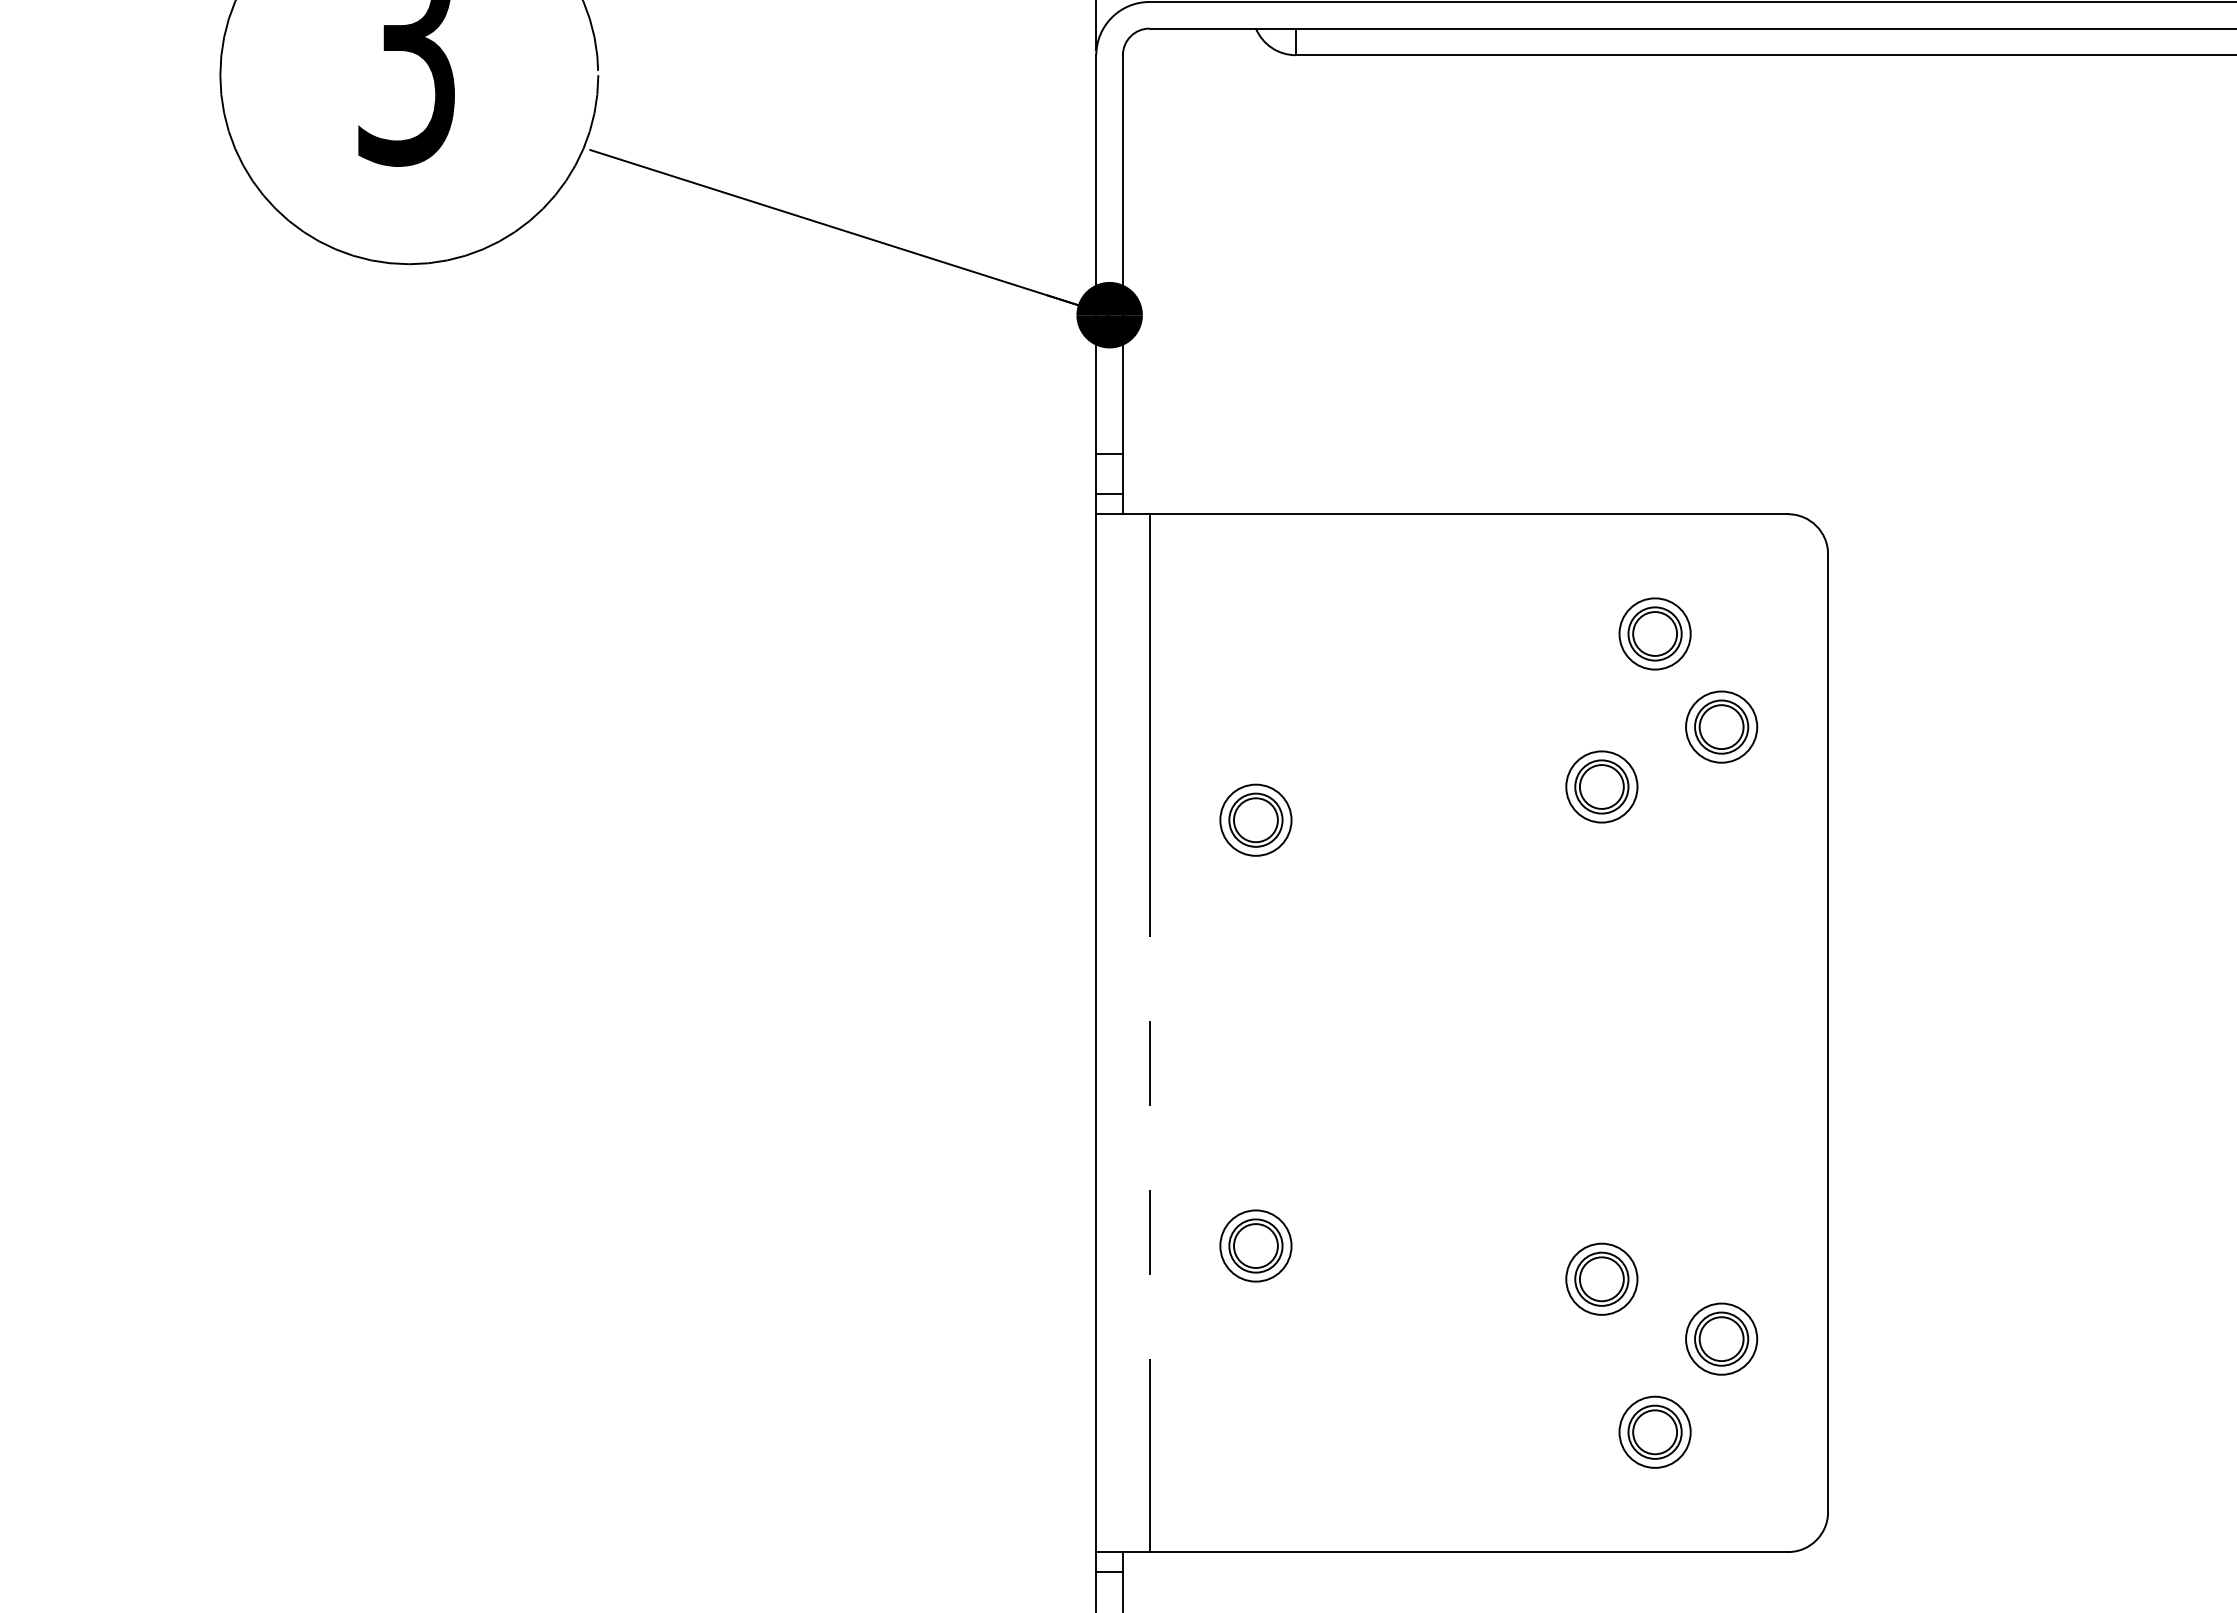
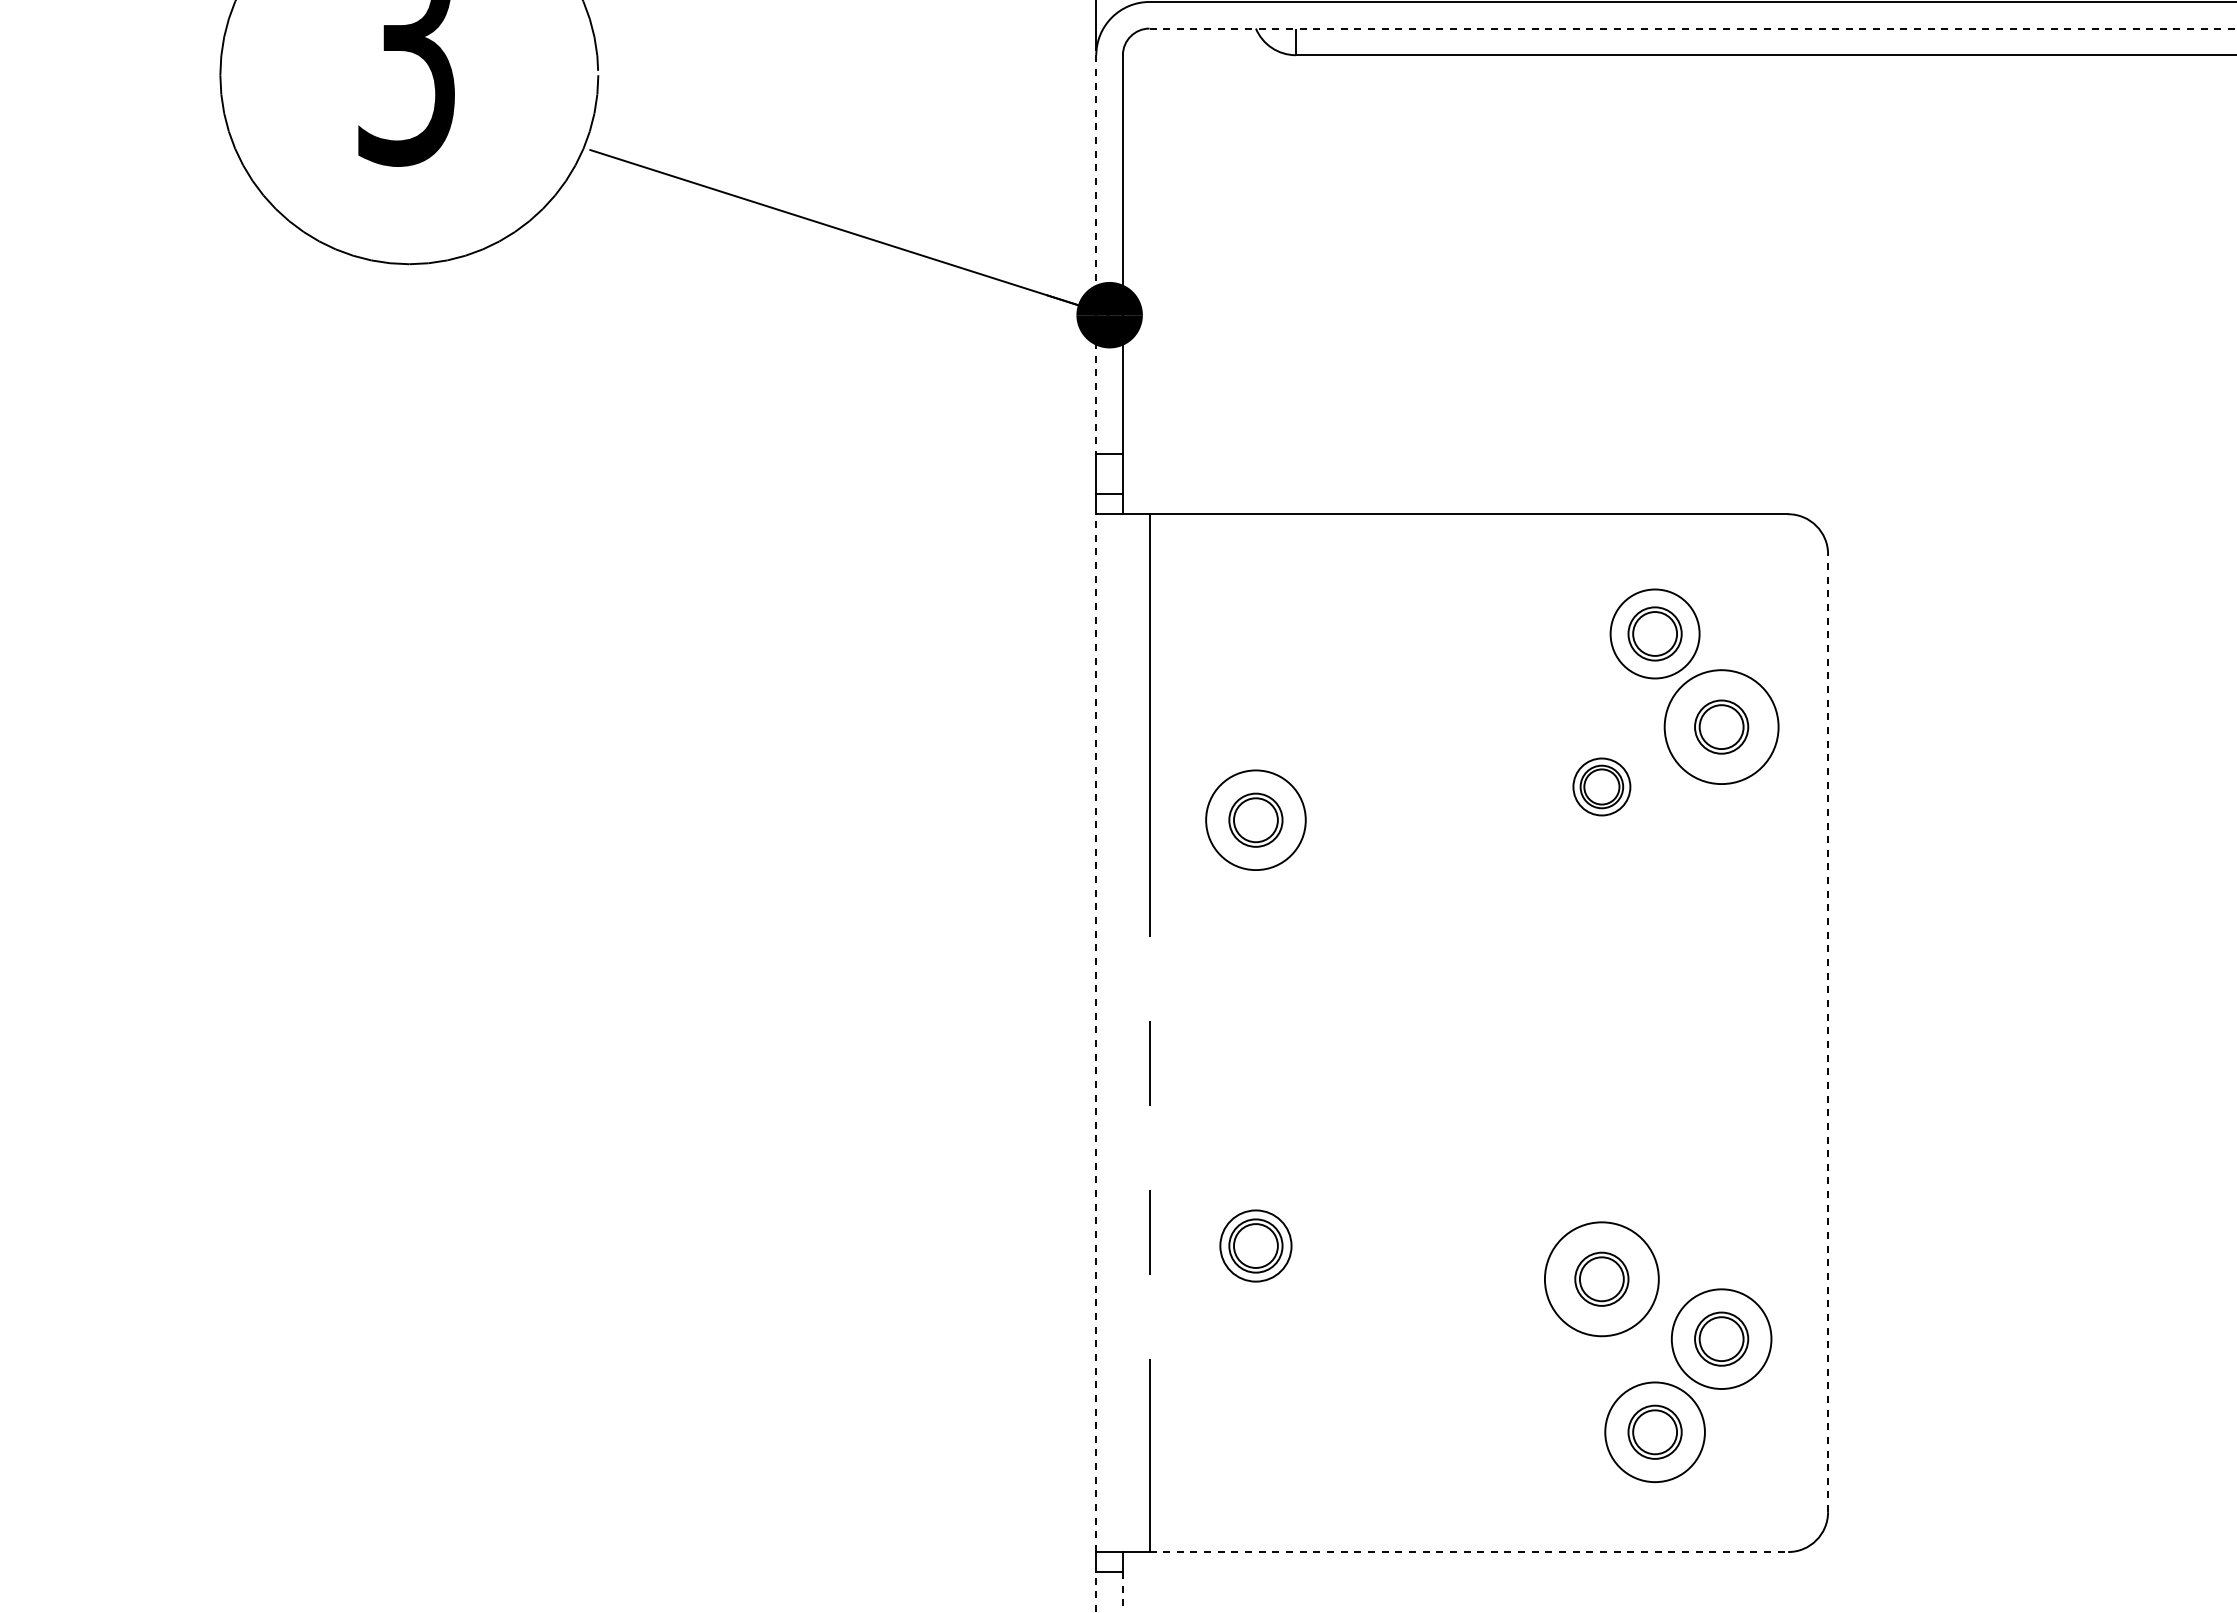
line: solid -> dashed (1693, 28)
line: solid -> dashed (1096, 254)
circle diameter: 71 px -> 89 px (1654, 633)
circle diameter: 71 px -> 114 px (1721, 727)
part size: 74x74 px -> 60x60 px (1601, 786)
circle diameter: 71 px -> 100 px (1255, 820)
line: solid -> dashed (1096, 1033)
line: solid -> dashed (1828, 1033)
circle diameter: 71 px -> 114 px (1601, 1279)
circle diameter: 71 px -> 100 px (1721, 1339)
circle diameter: 71 px -> 100 px (1654, 1432)
line: solid -> dashed (1469, 1552)
line: solid -> dashed (1096, 1591)
line: solid -> dashed (1122, 1591)
